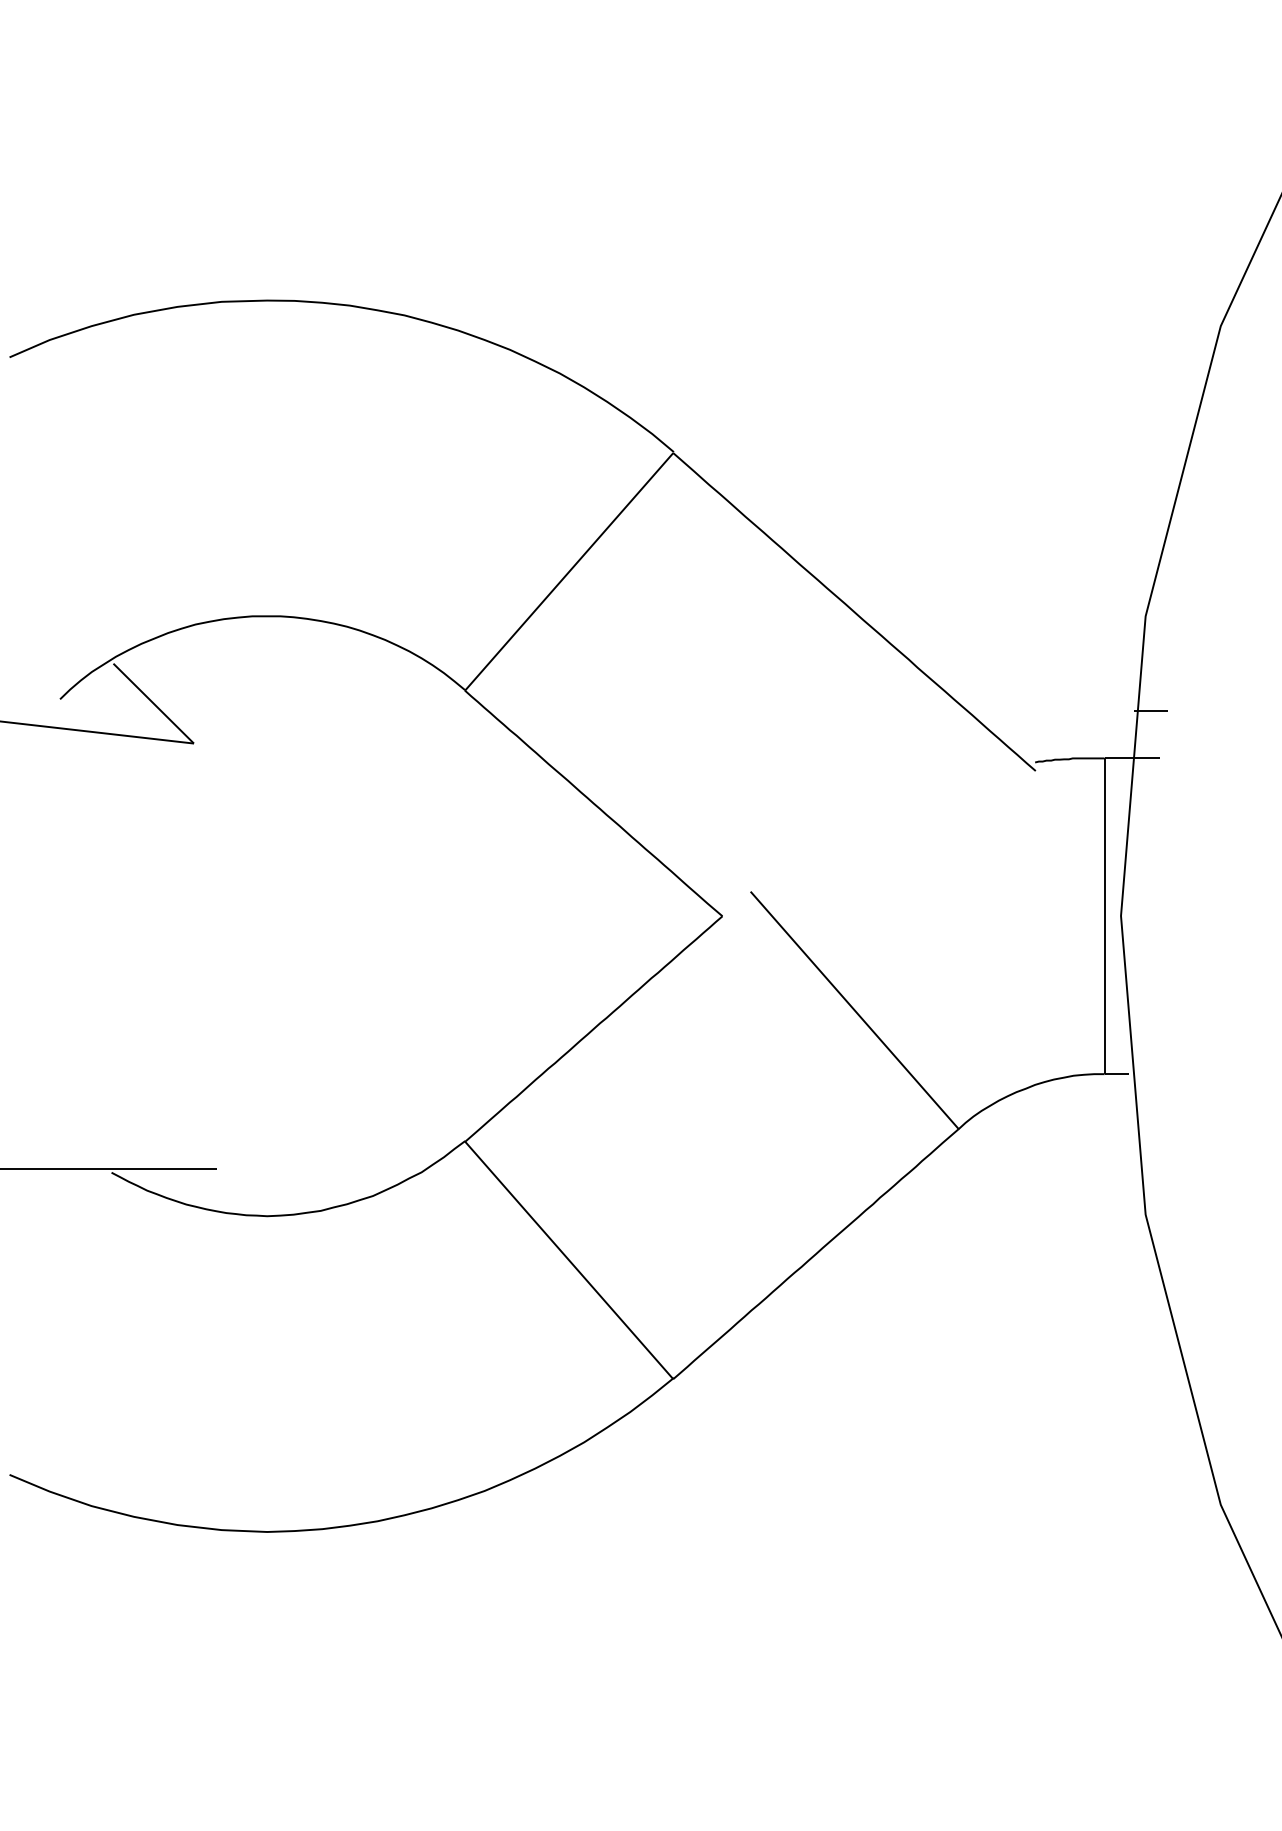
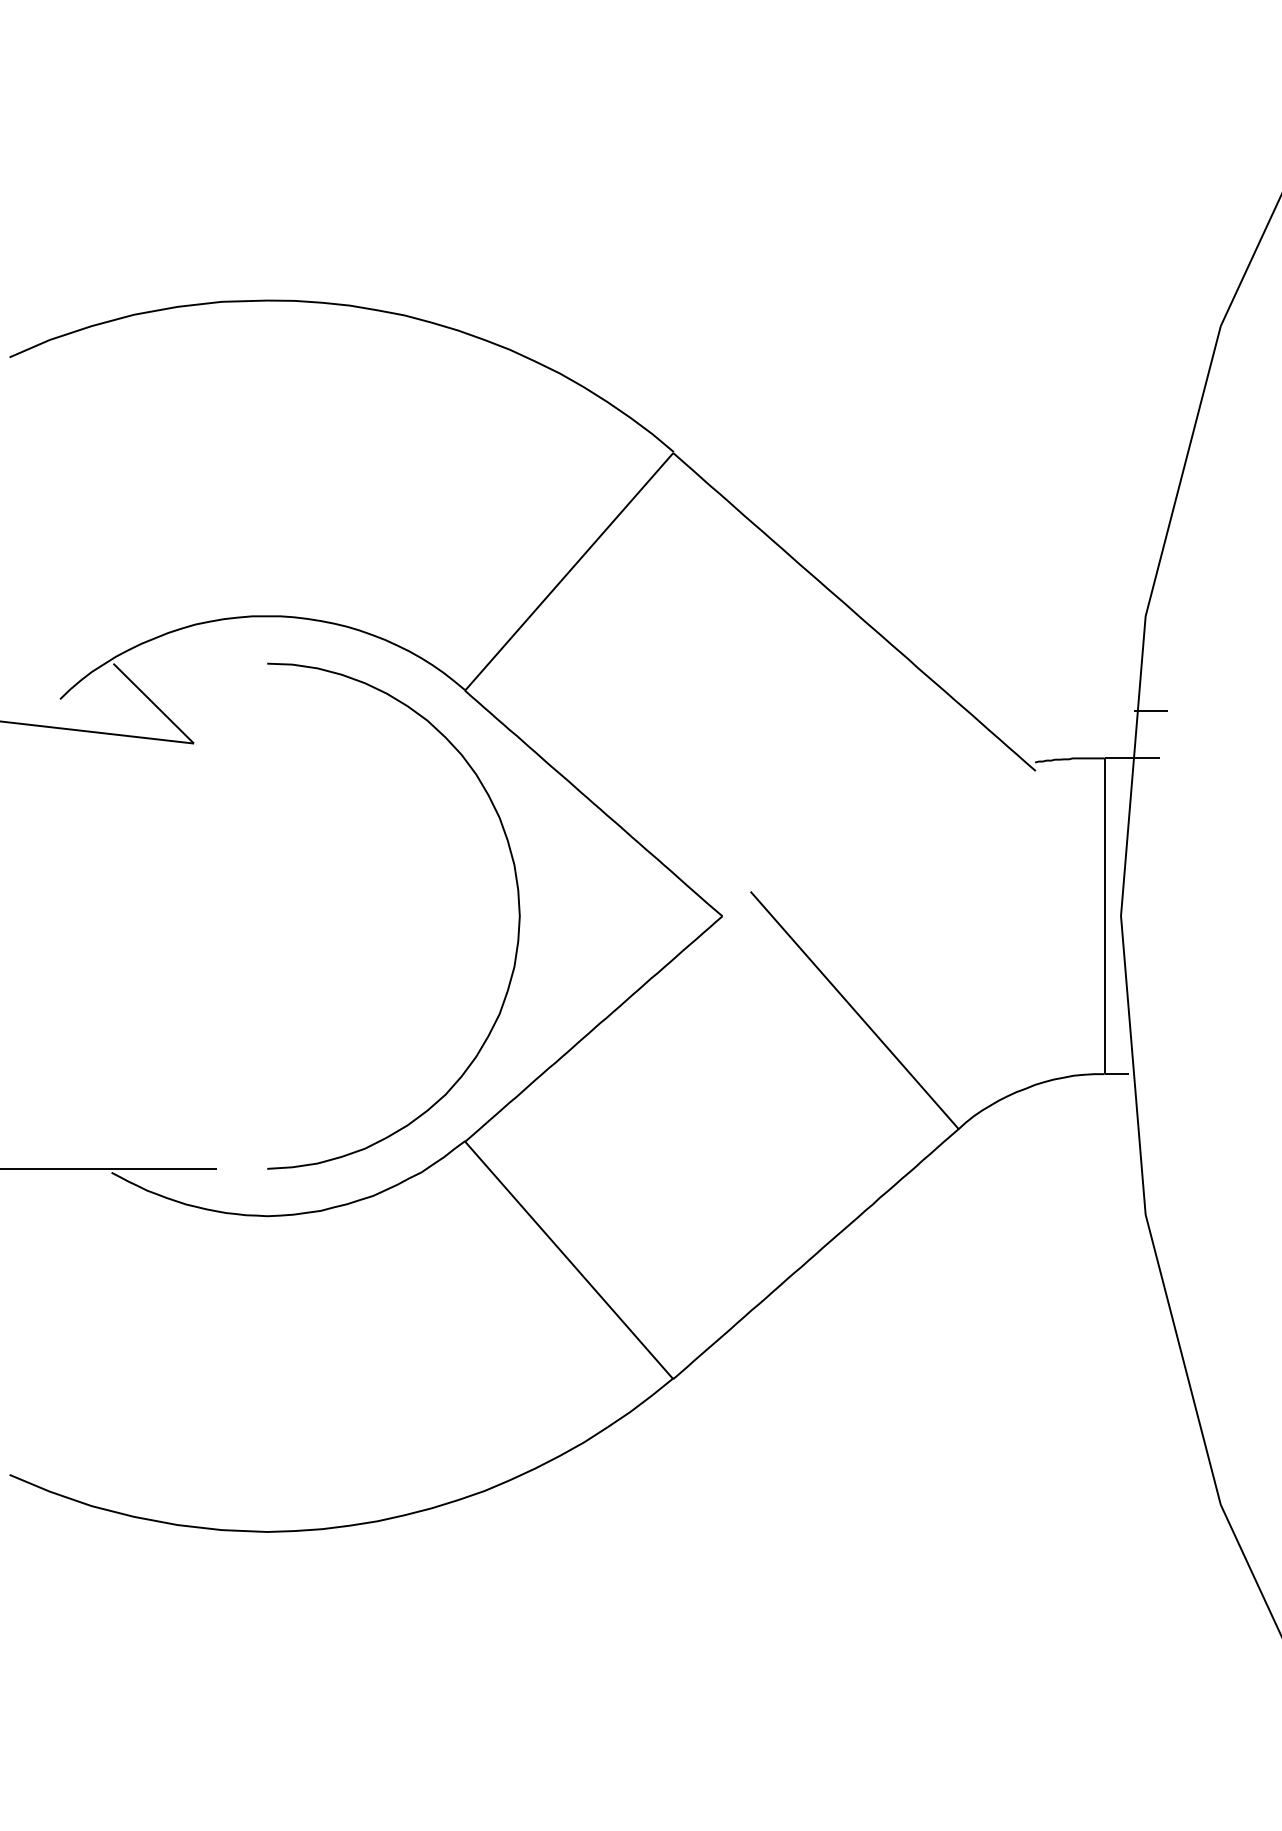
curve: none -> present (518, 915)
